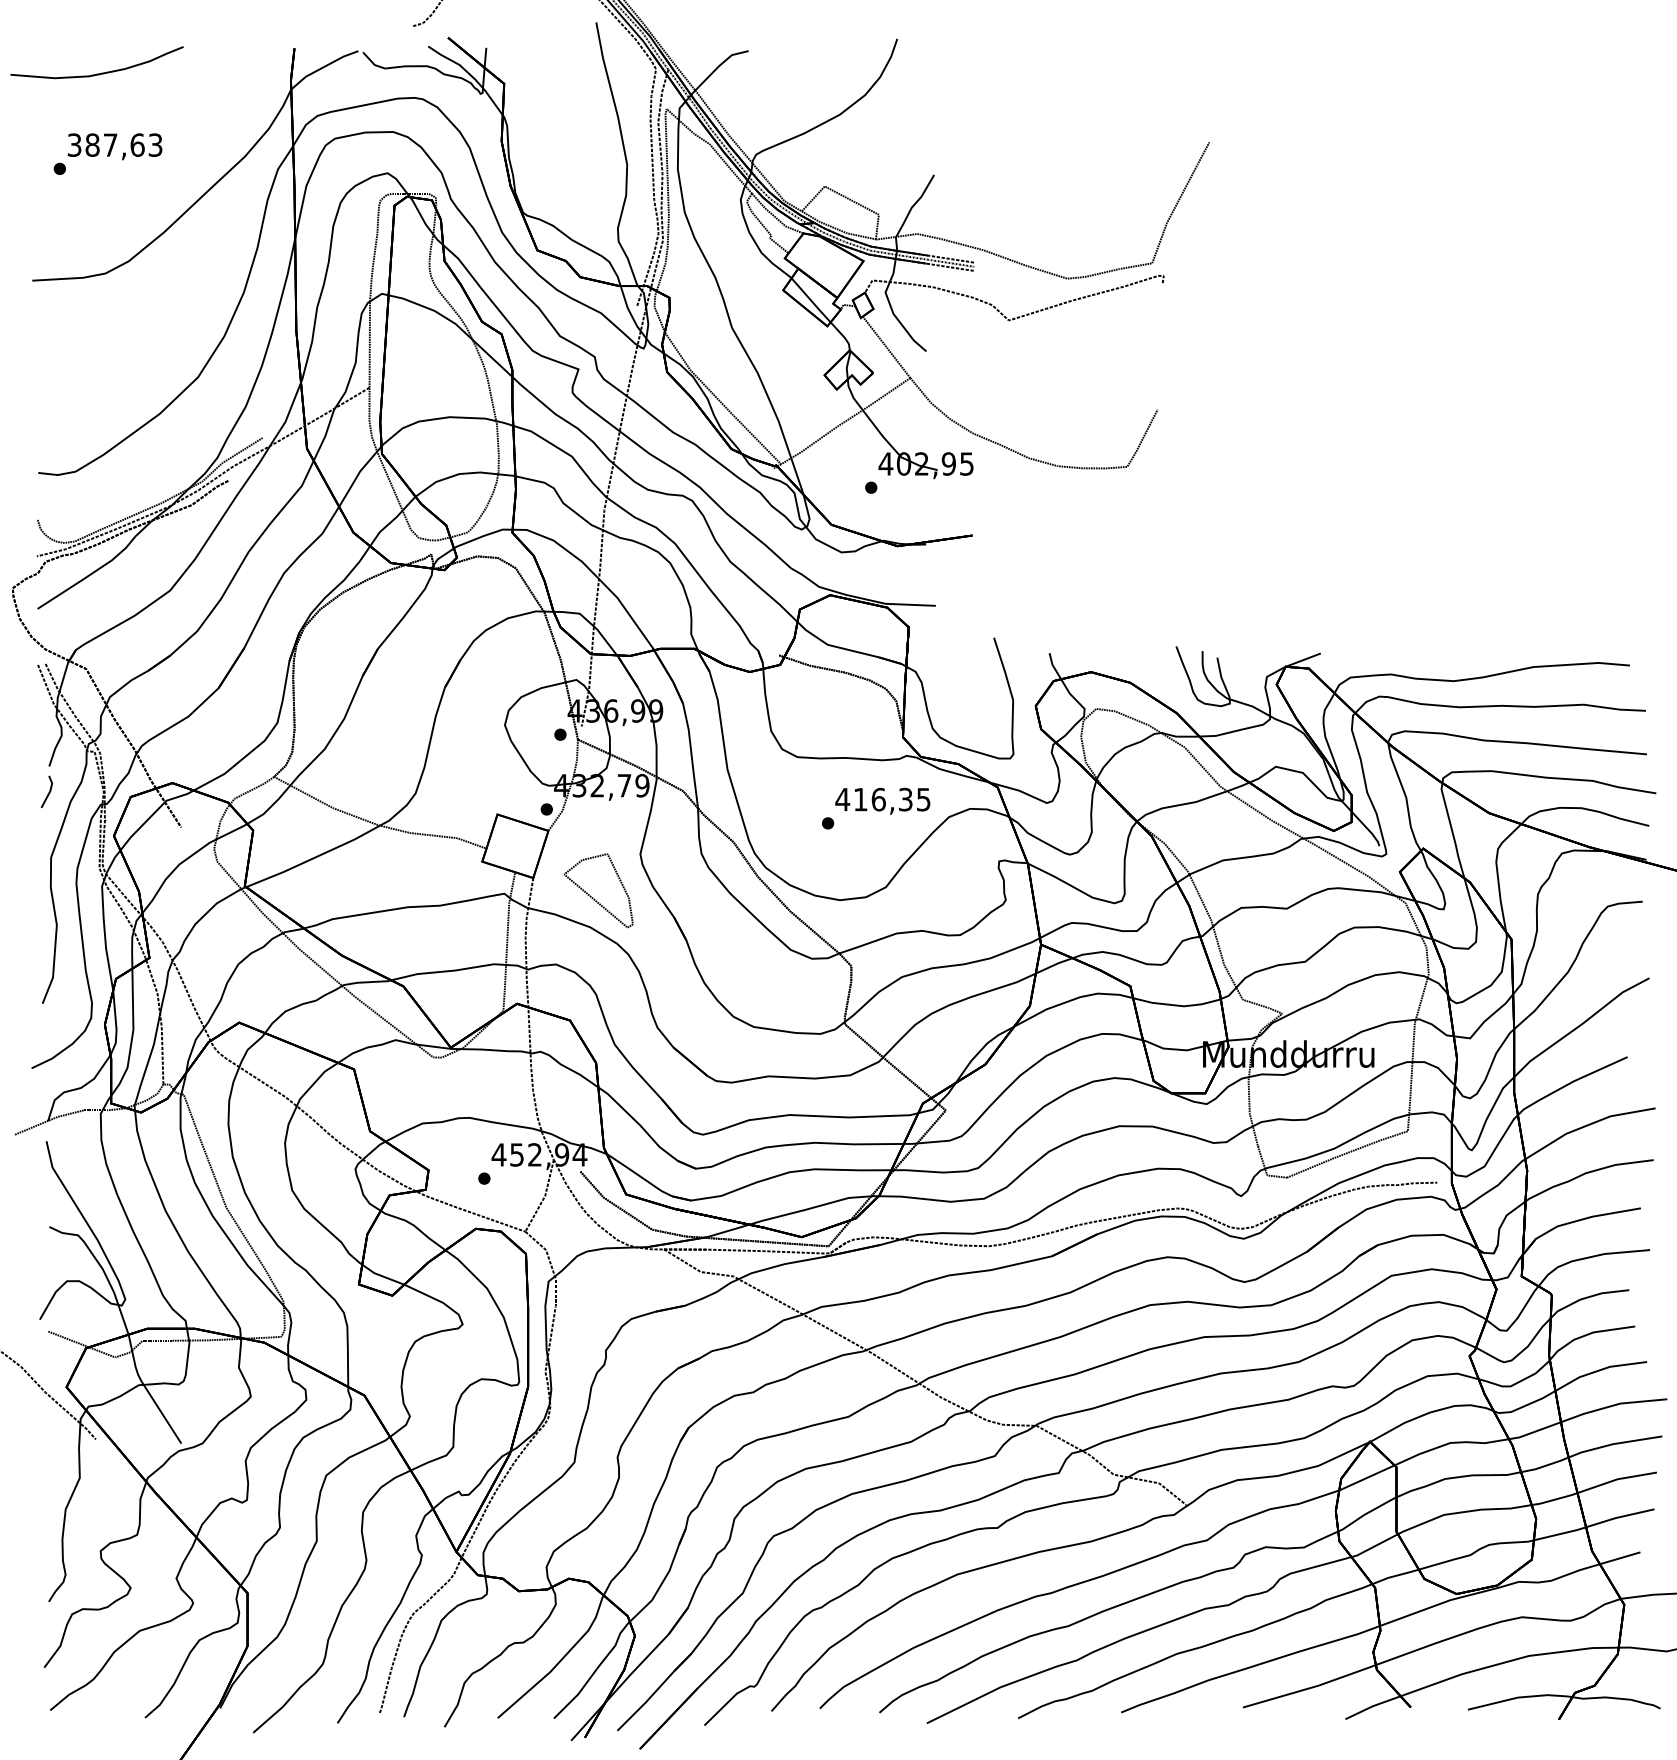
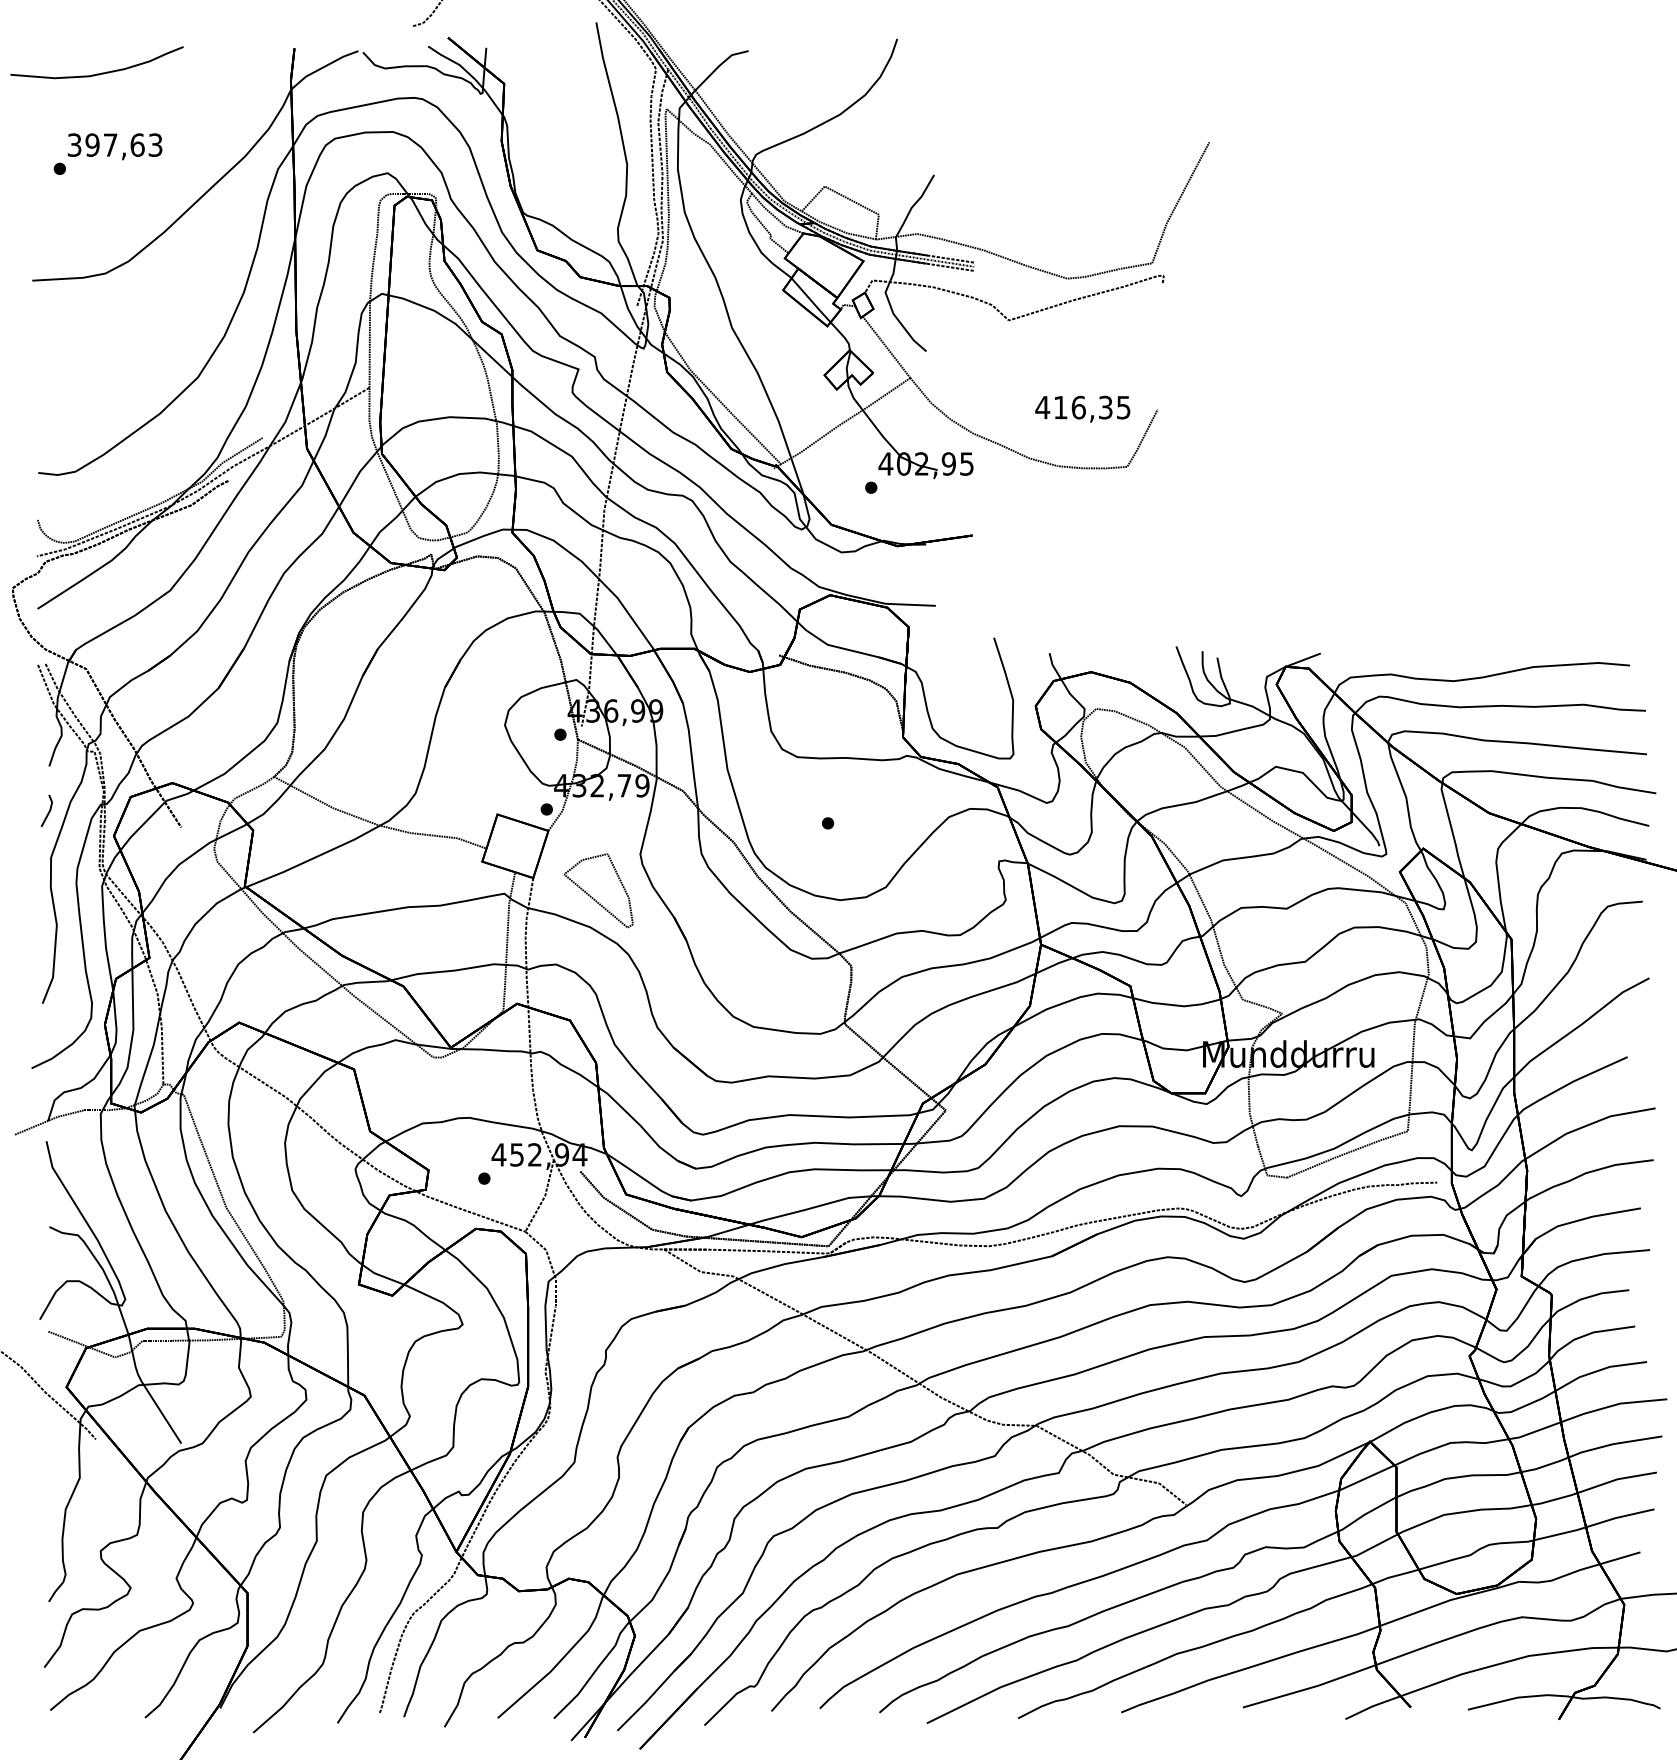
text: 387,63 -> 397,63 (92, 144)
line position: (48, 792) -> (48, 811) (48, 811)
text position: (882, 800) -> (1082, 408) (1082, 408)
